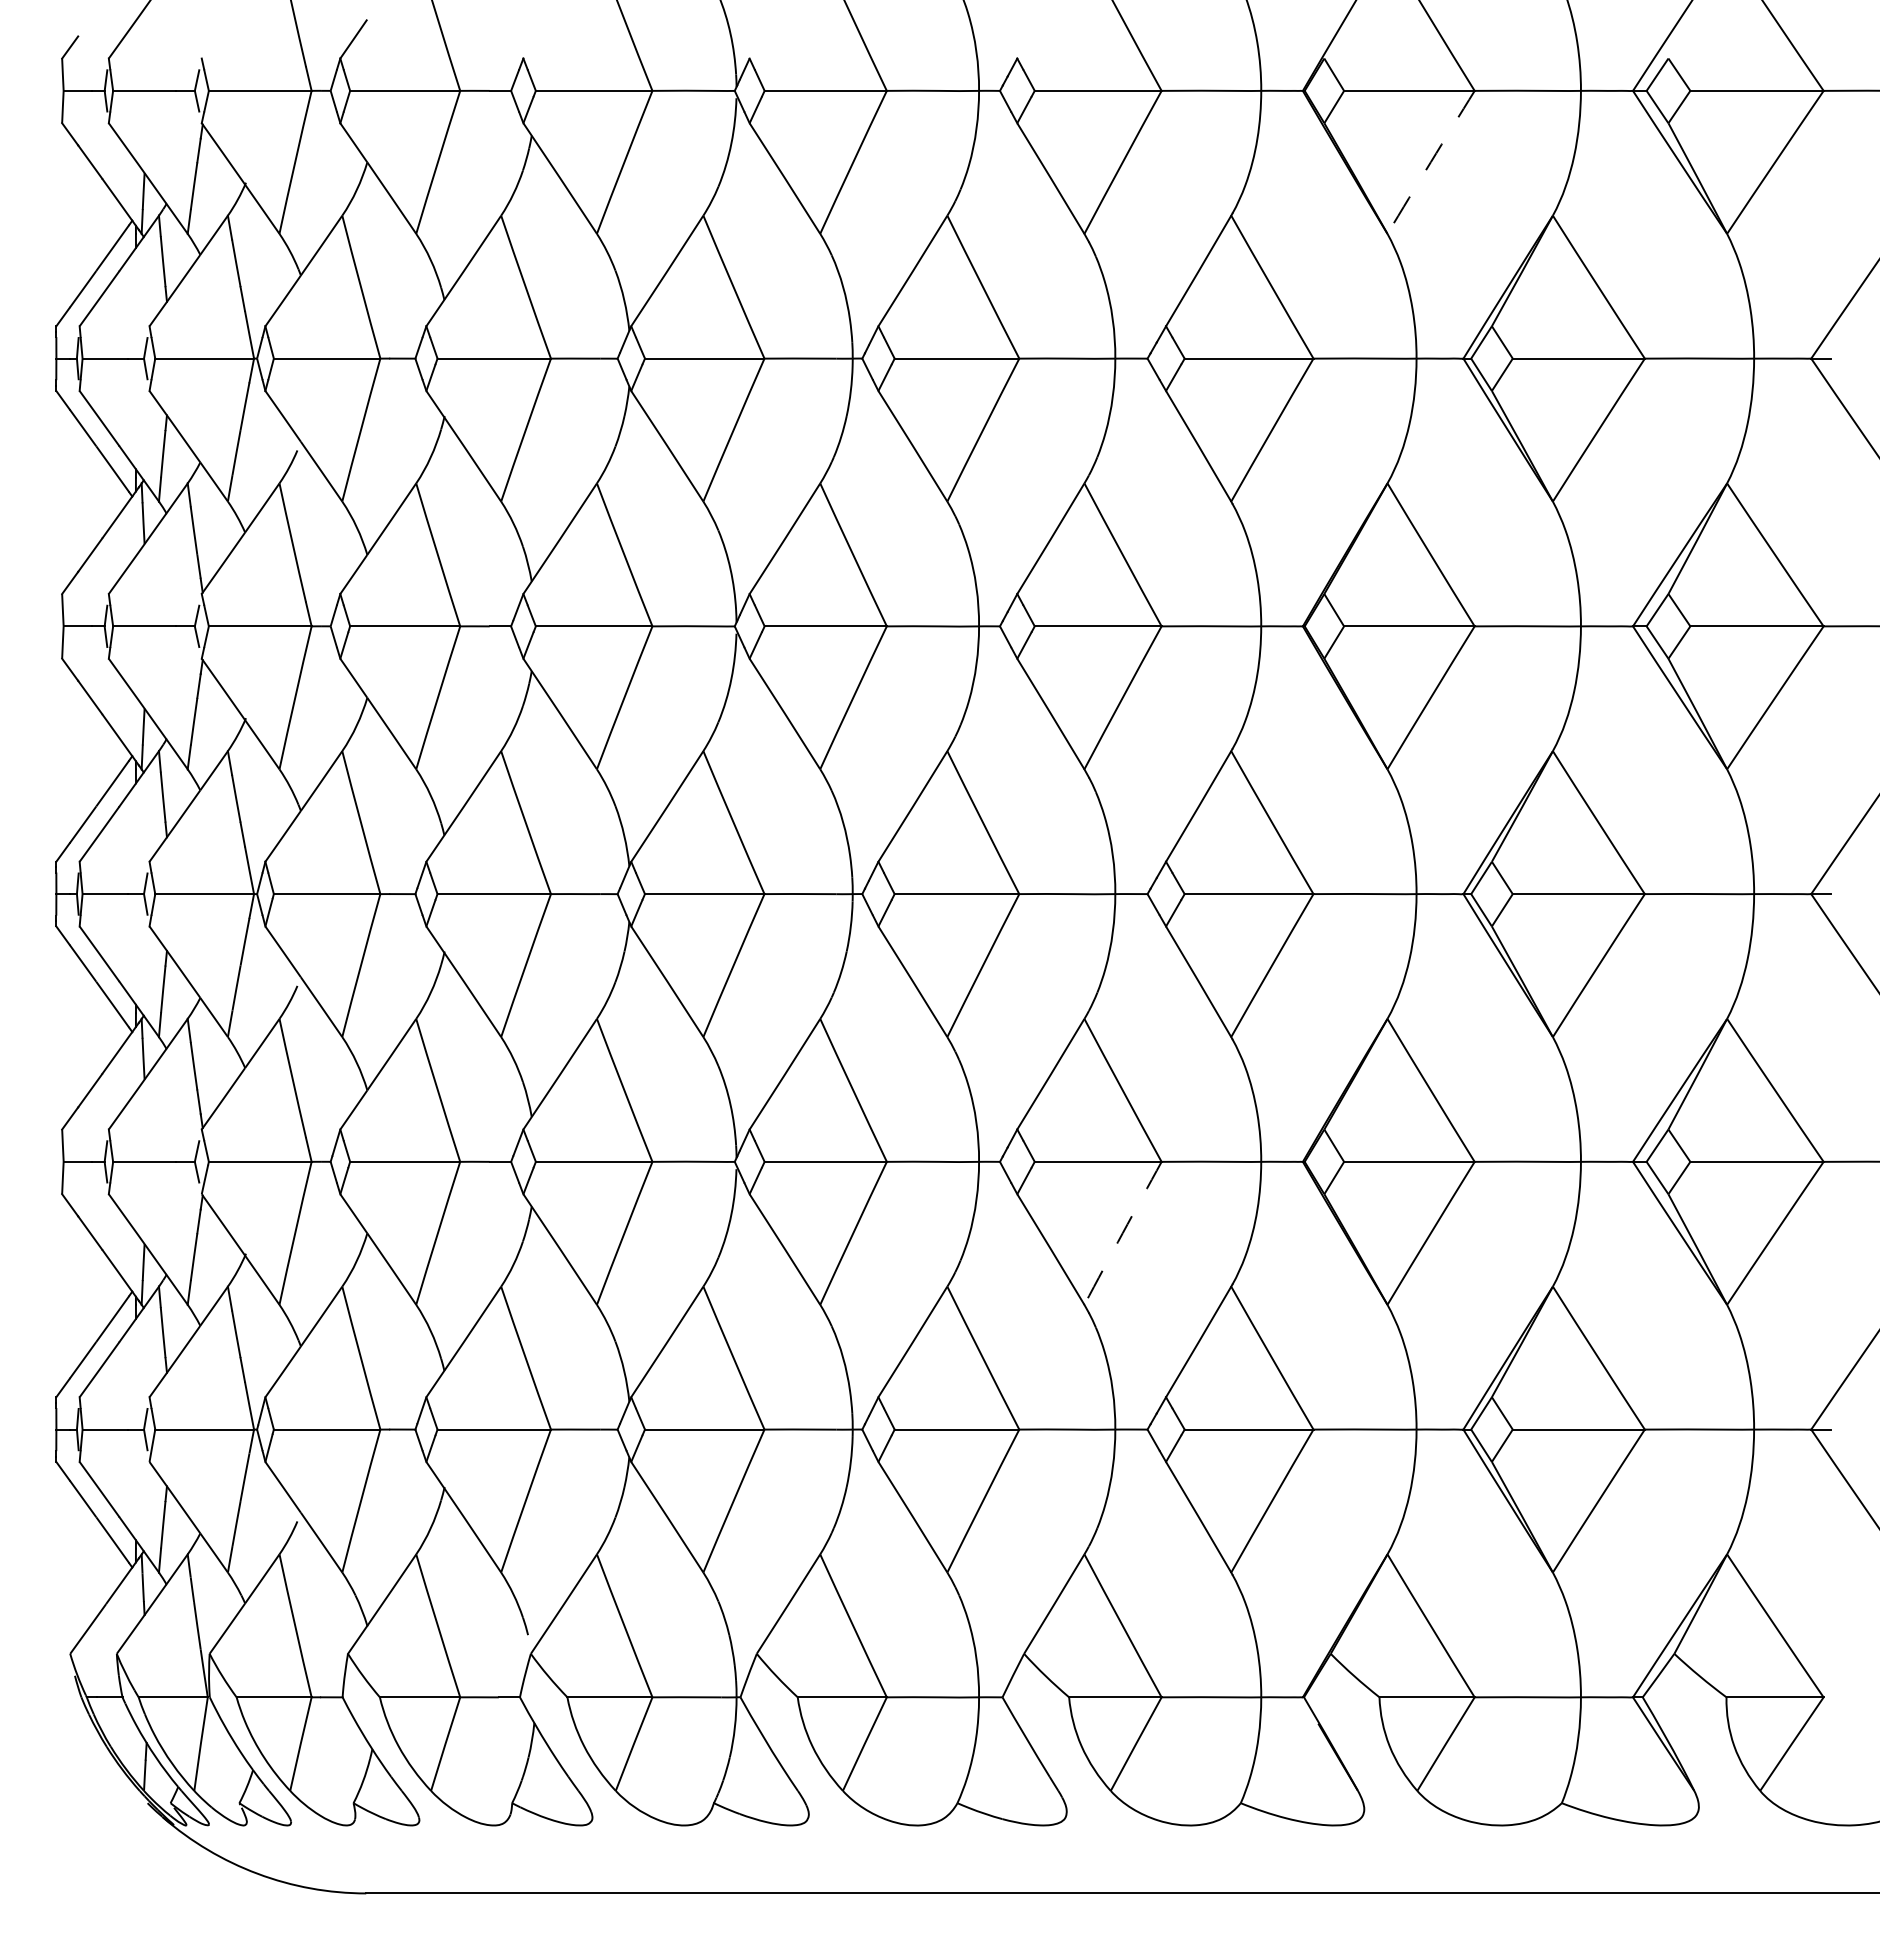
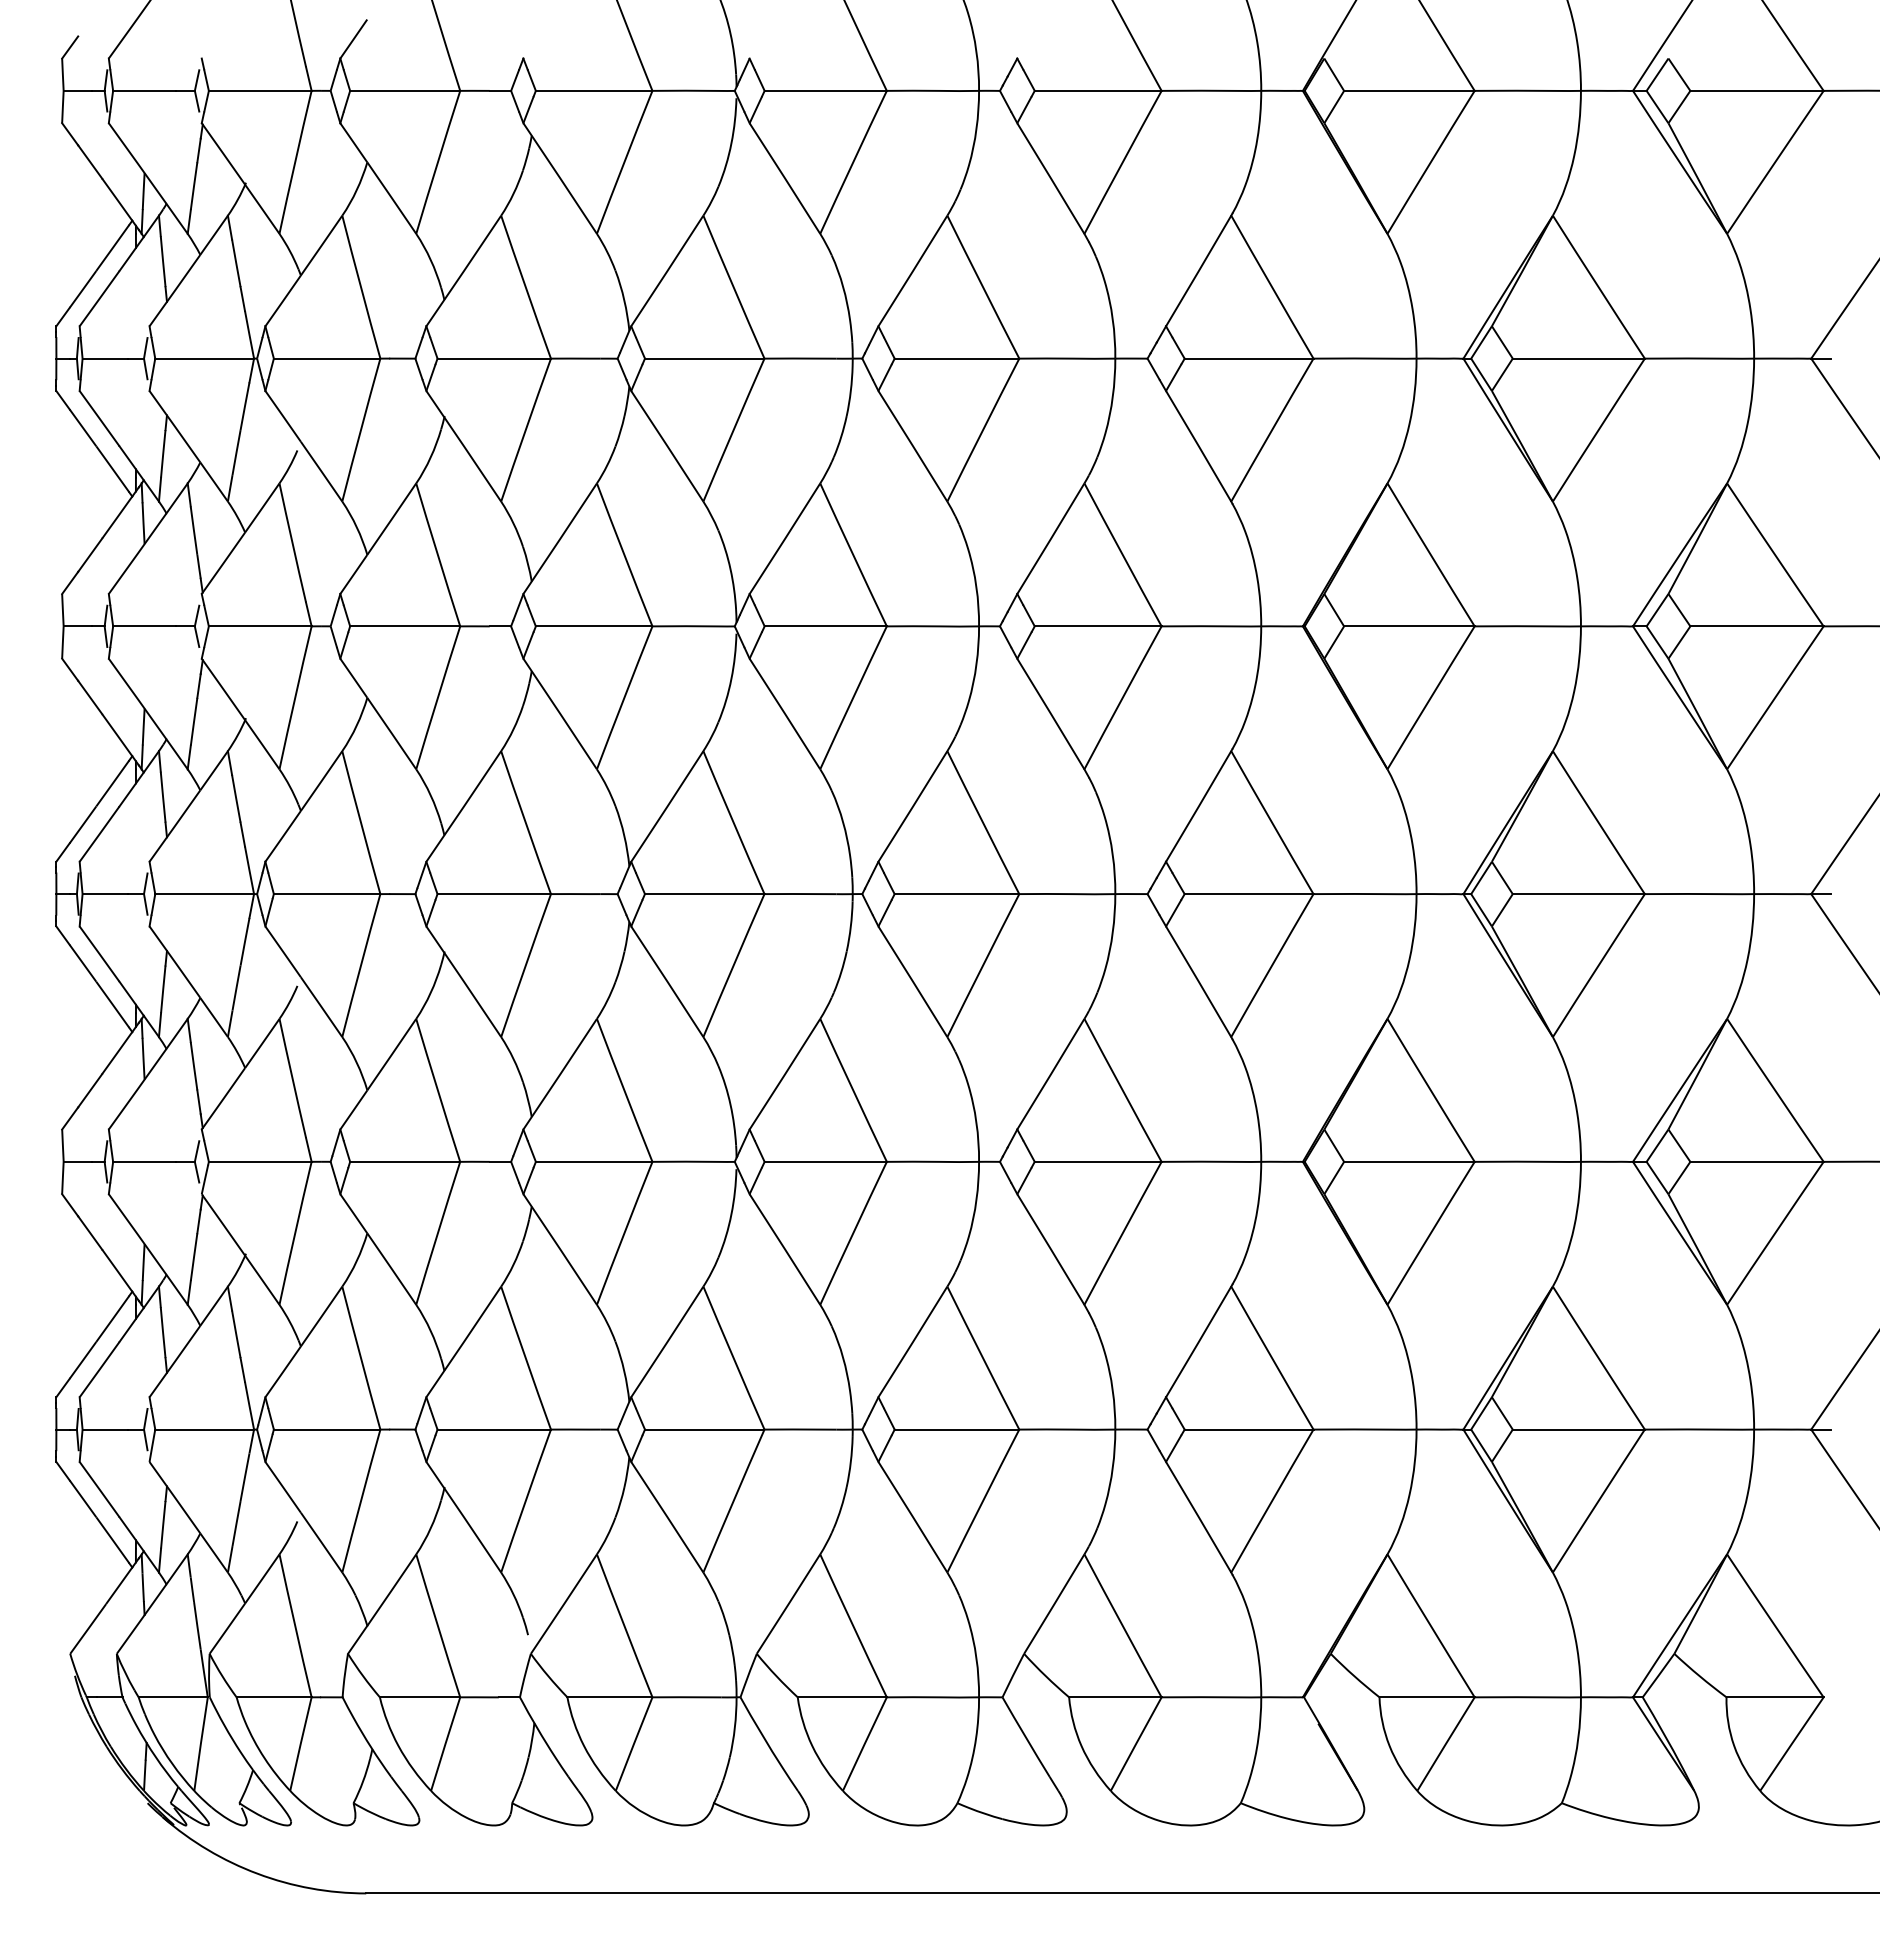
arc: dashed -> solid (1430, 162)
arc: dashed -> solid (1122, 1233)
